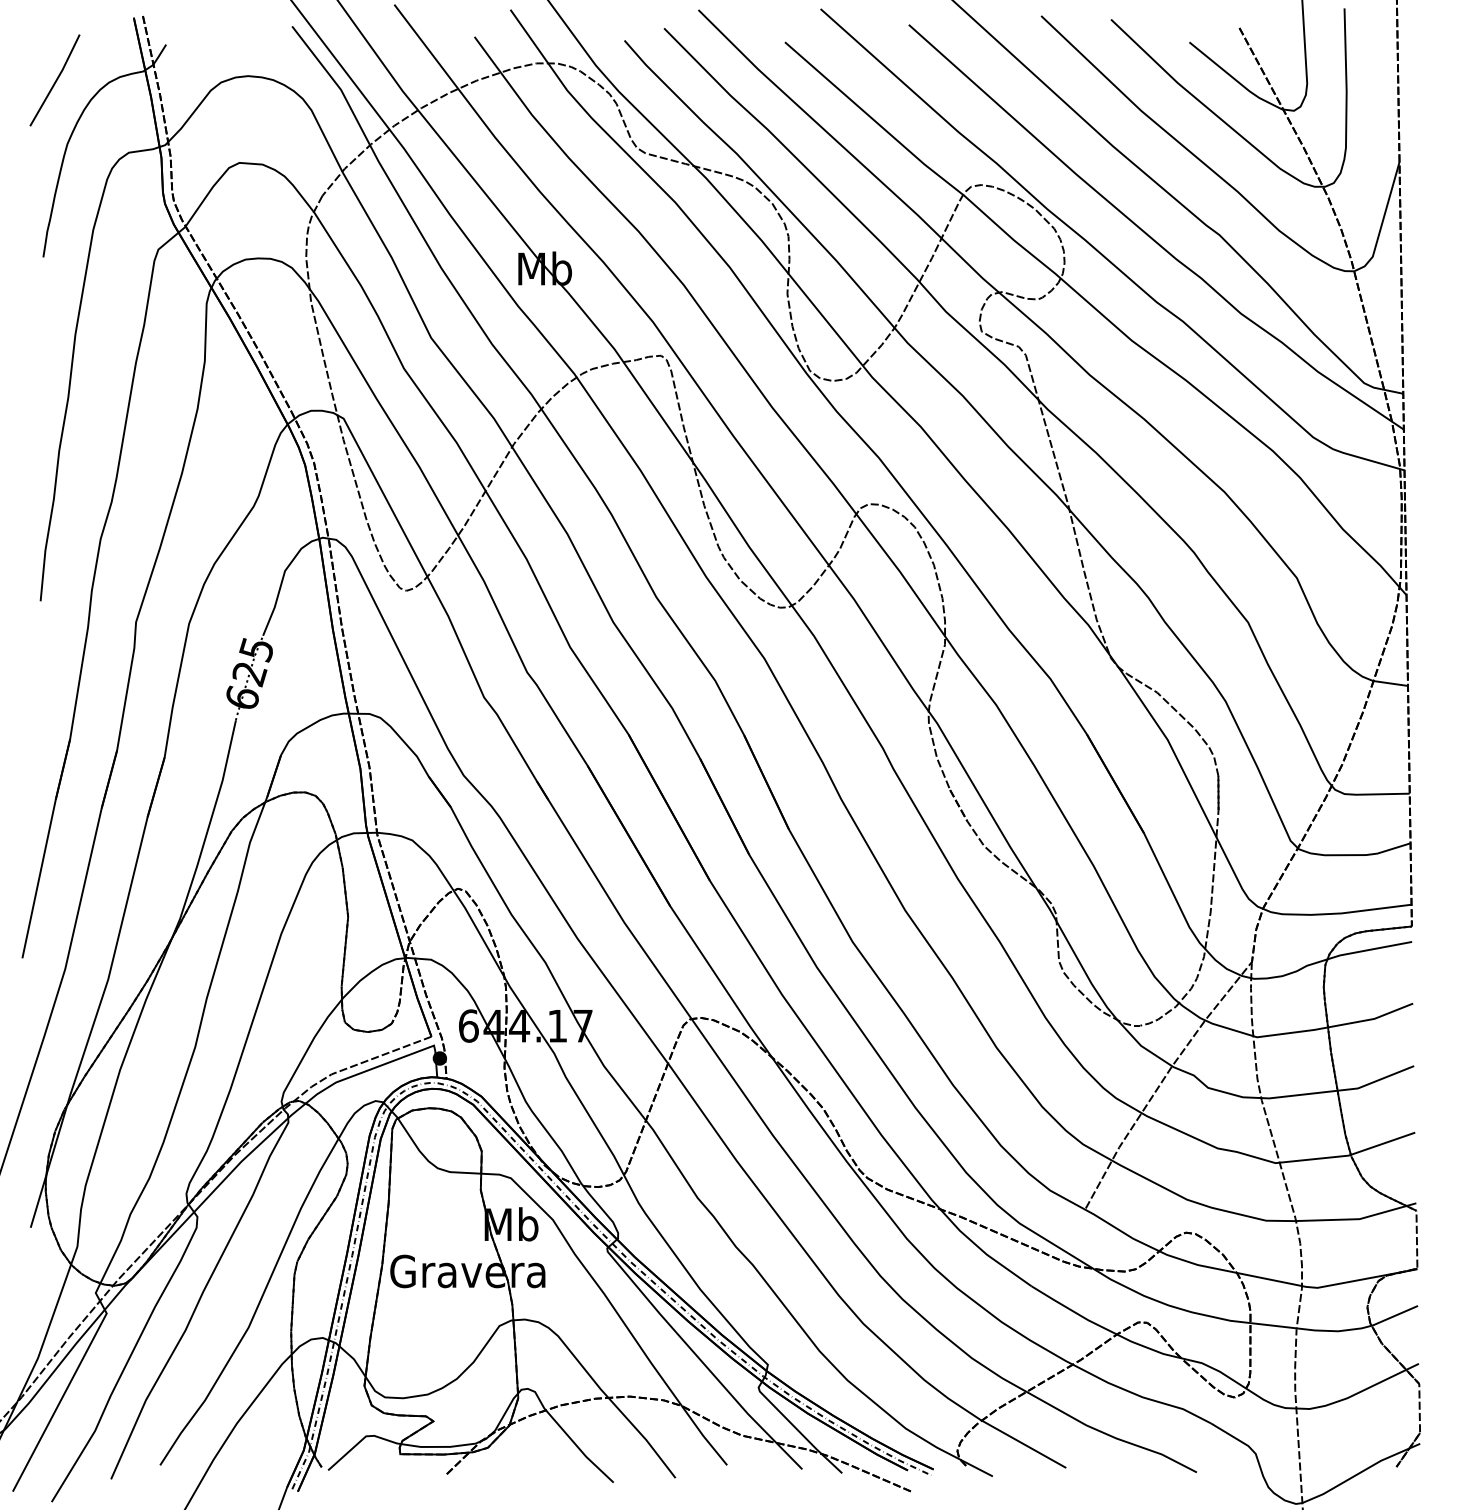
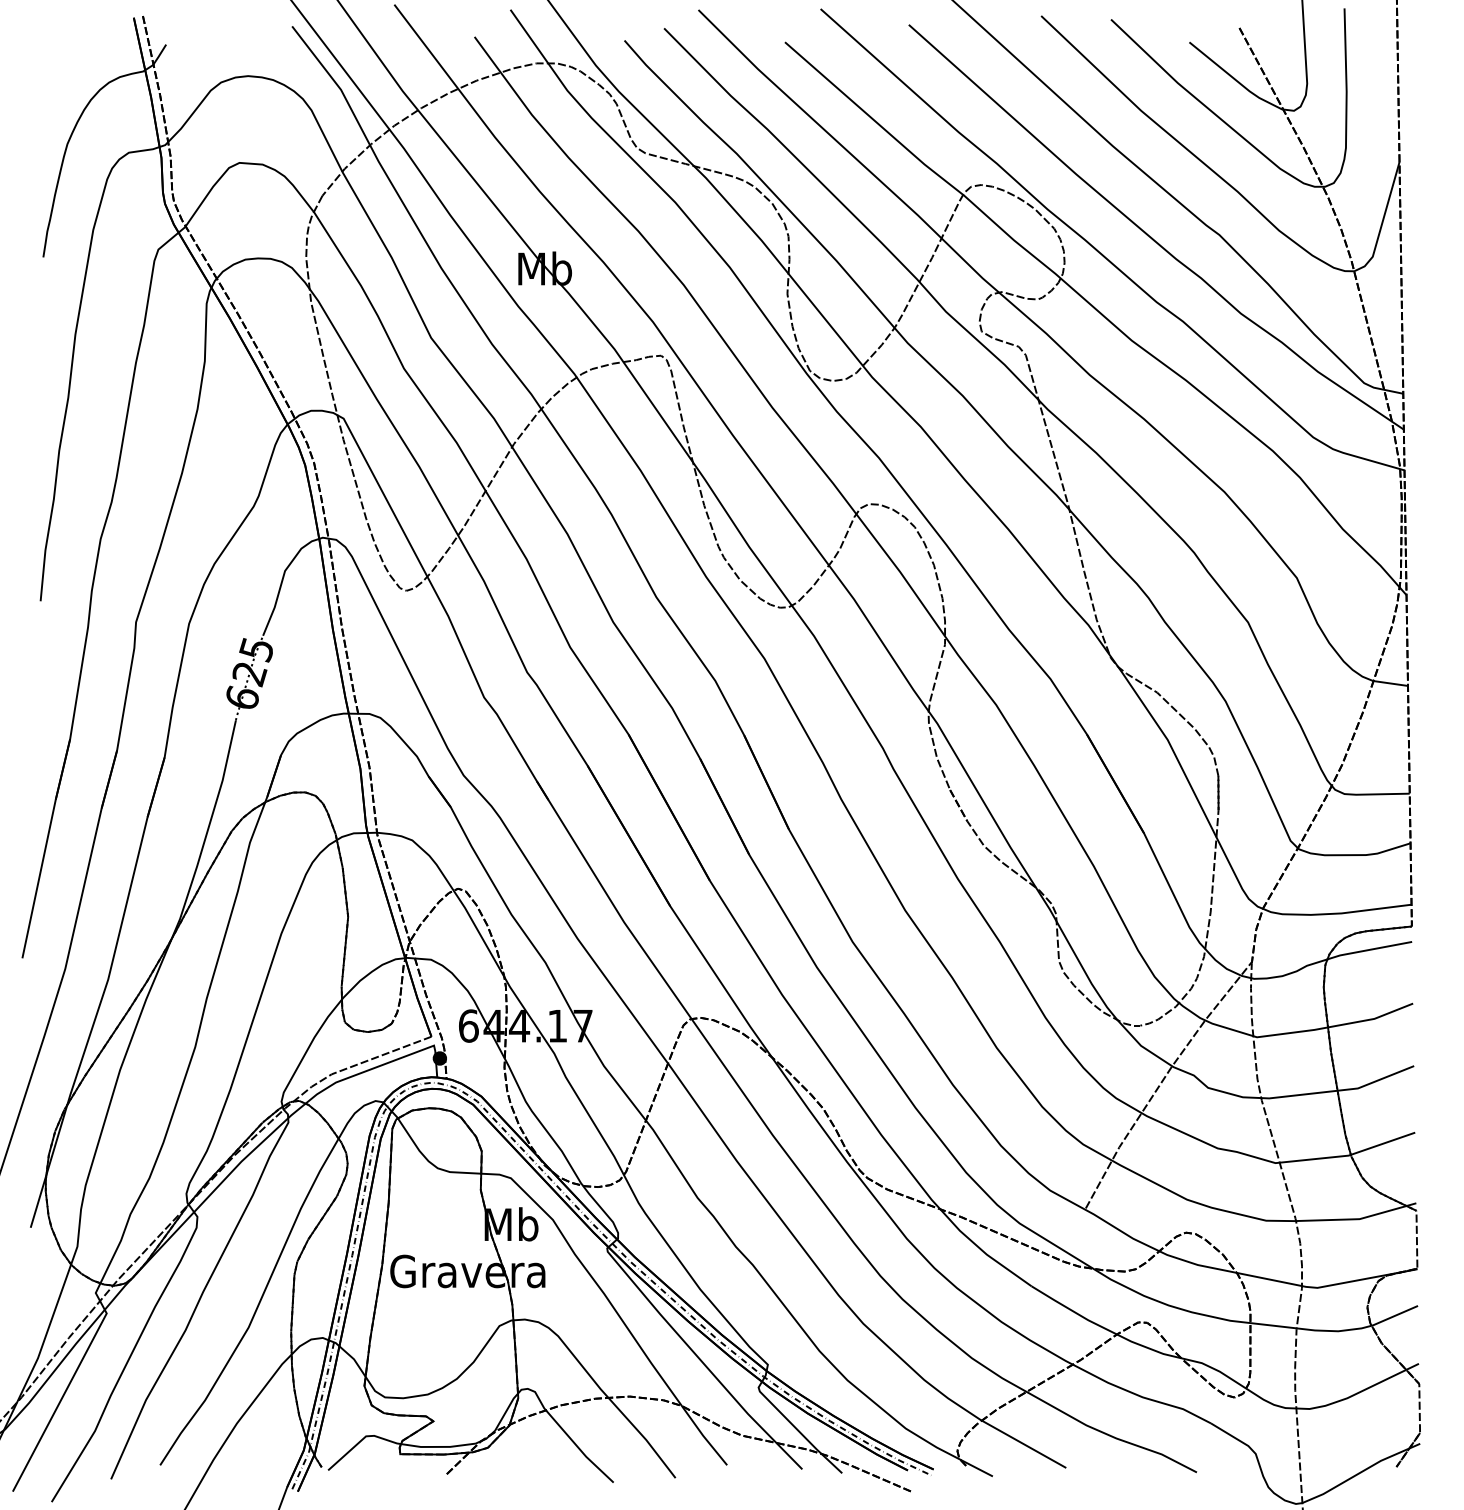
line: present -> none (55, 80)
